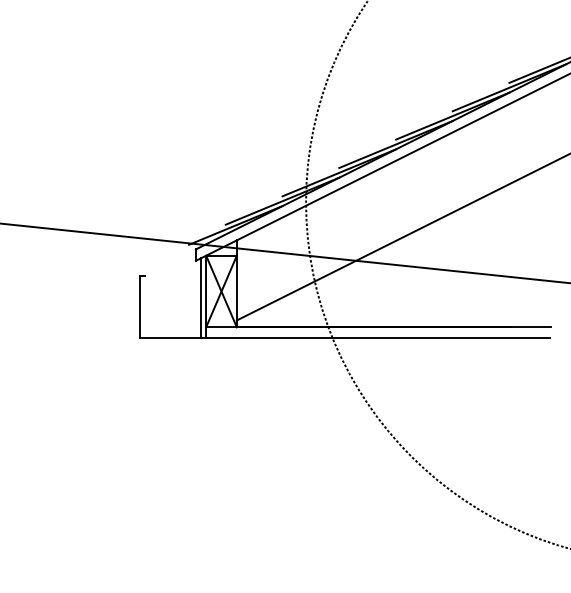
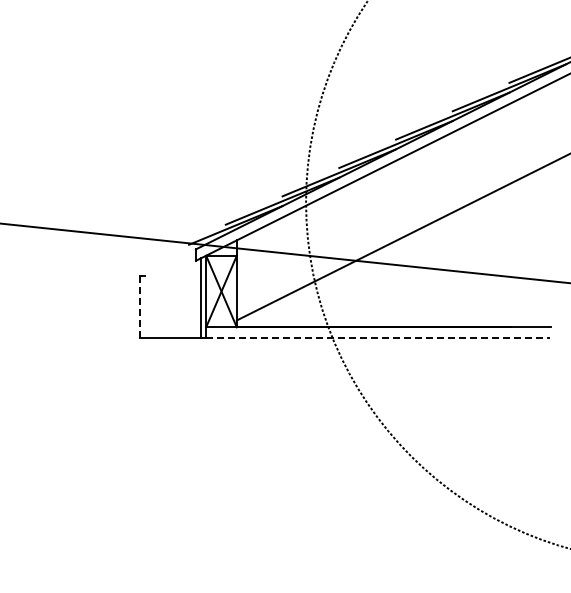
line: solid -> dashed (139, 306)
line: solid -> dashed (378, 337)
